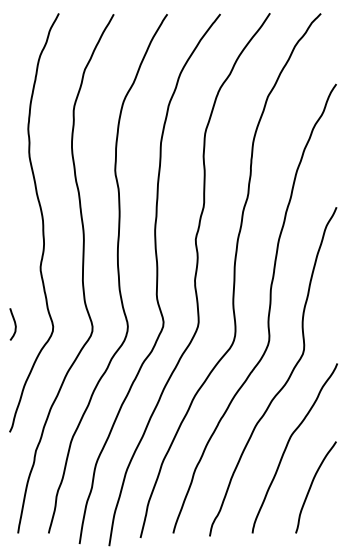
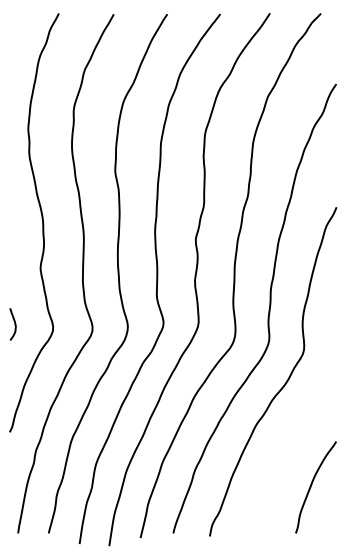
curve: present -> none (287, 447)
